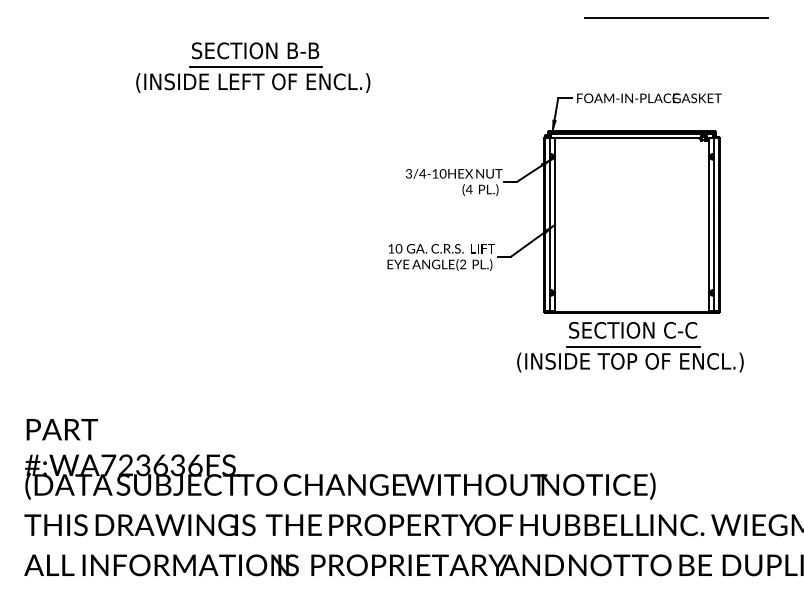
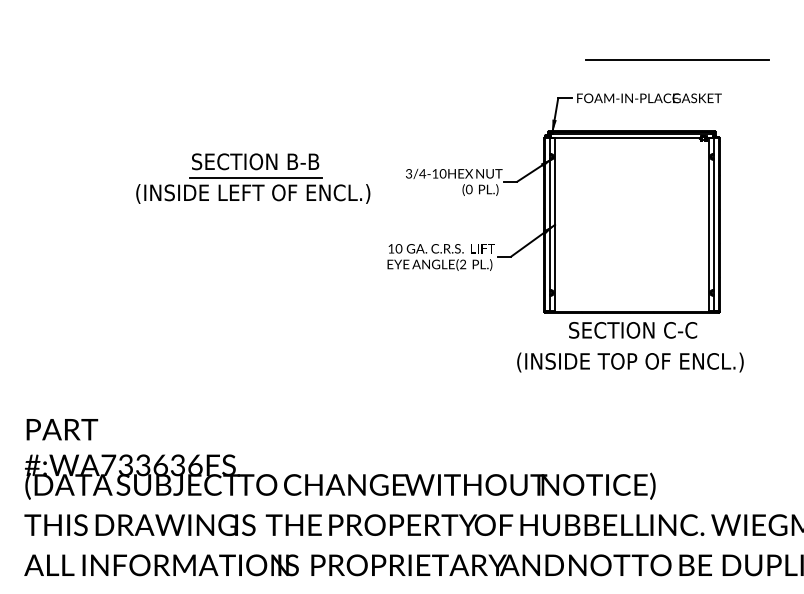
line position: (676, 17) -> (677, 59) (677, 59)
part position: (253, 67) -> (253, 178) (253, 178)
text: (4 -> (0 (468, 189)
line: present -> none (632, 346)
text: #:WA723636FS -> #:WA733636FS (125, 466)
